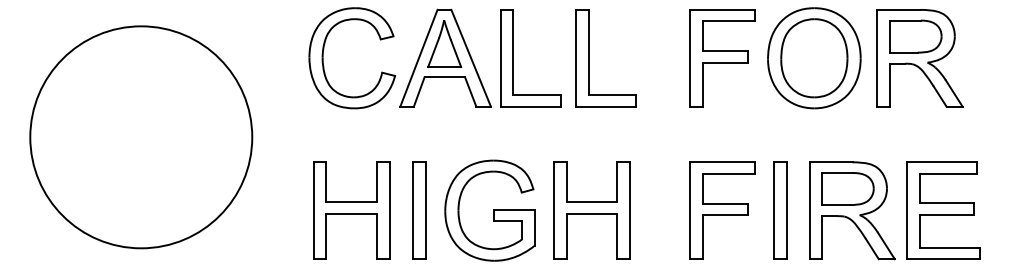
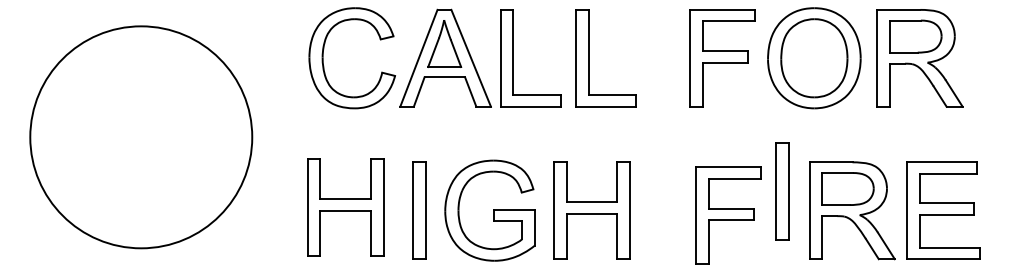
part position: (351, 210) -> (345, 207) (345, 207)
part position: (722, 210) -> (728, 215) (728, 215)
part position: (780, 210) -> (782, 191) (782, 191)
